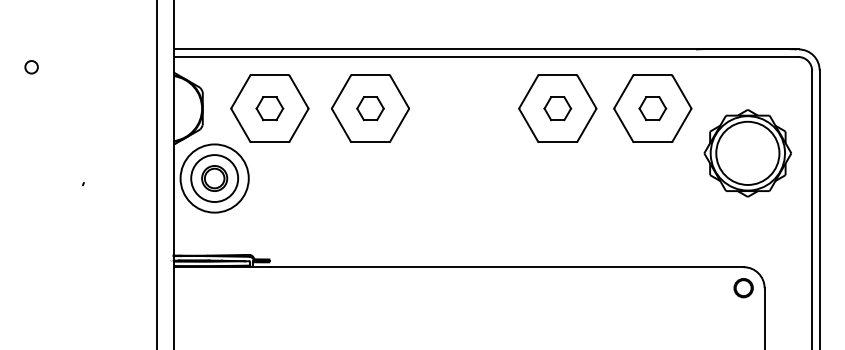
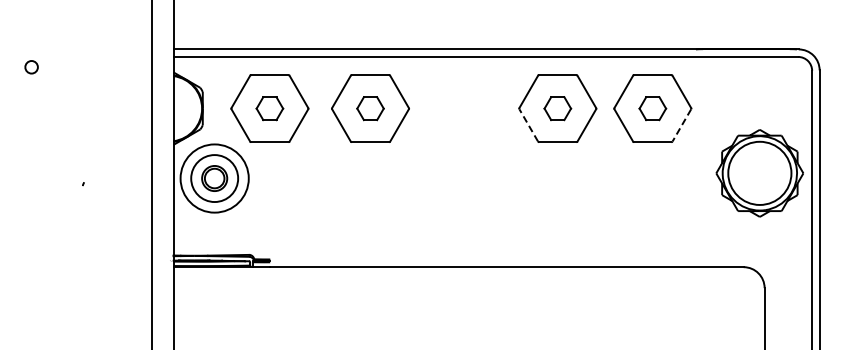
line: solid -> dashed (528, 125)
line: solid -> dashed (681, 125)
part position: (747, 153) -> (759, 173) (759, 173)
line position: (157, 174) -> (152, 174) (152, 174)
circle: present -> none (743, 288)
